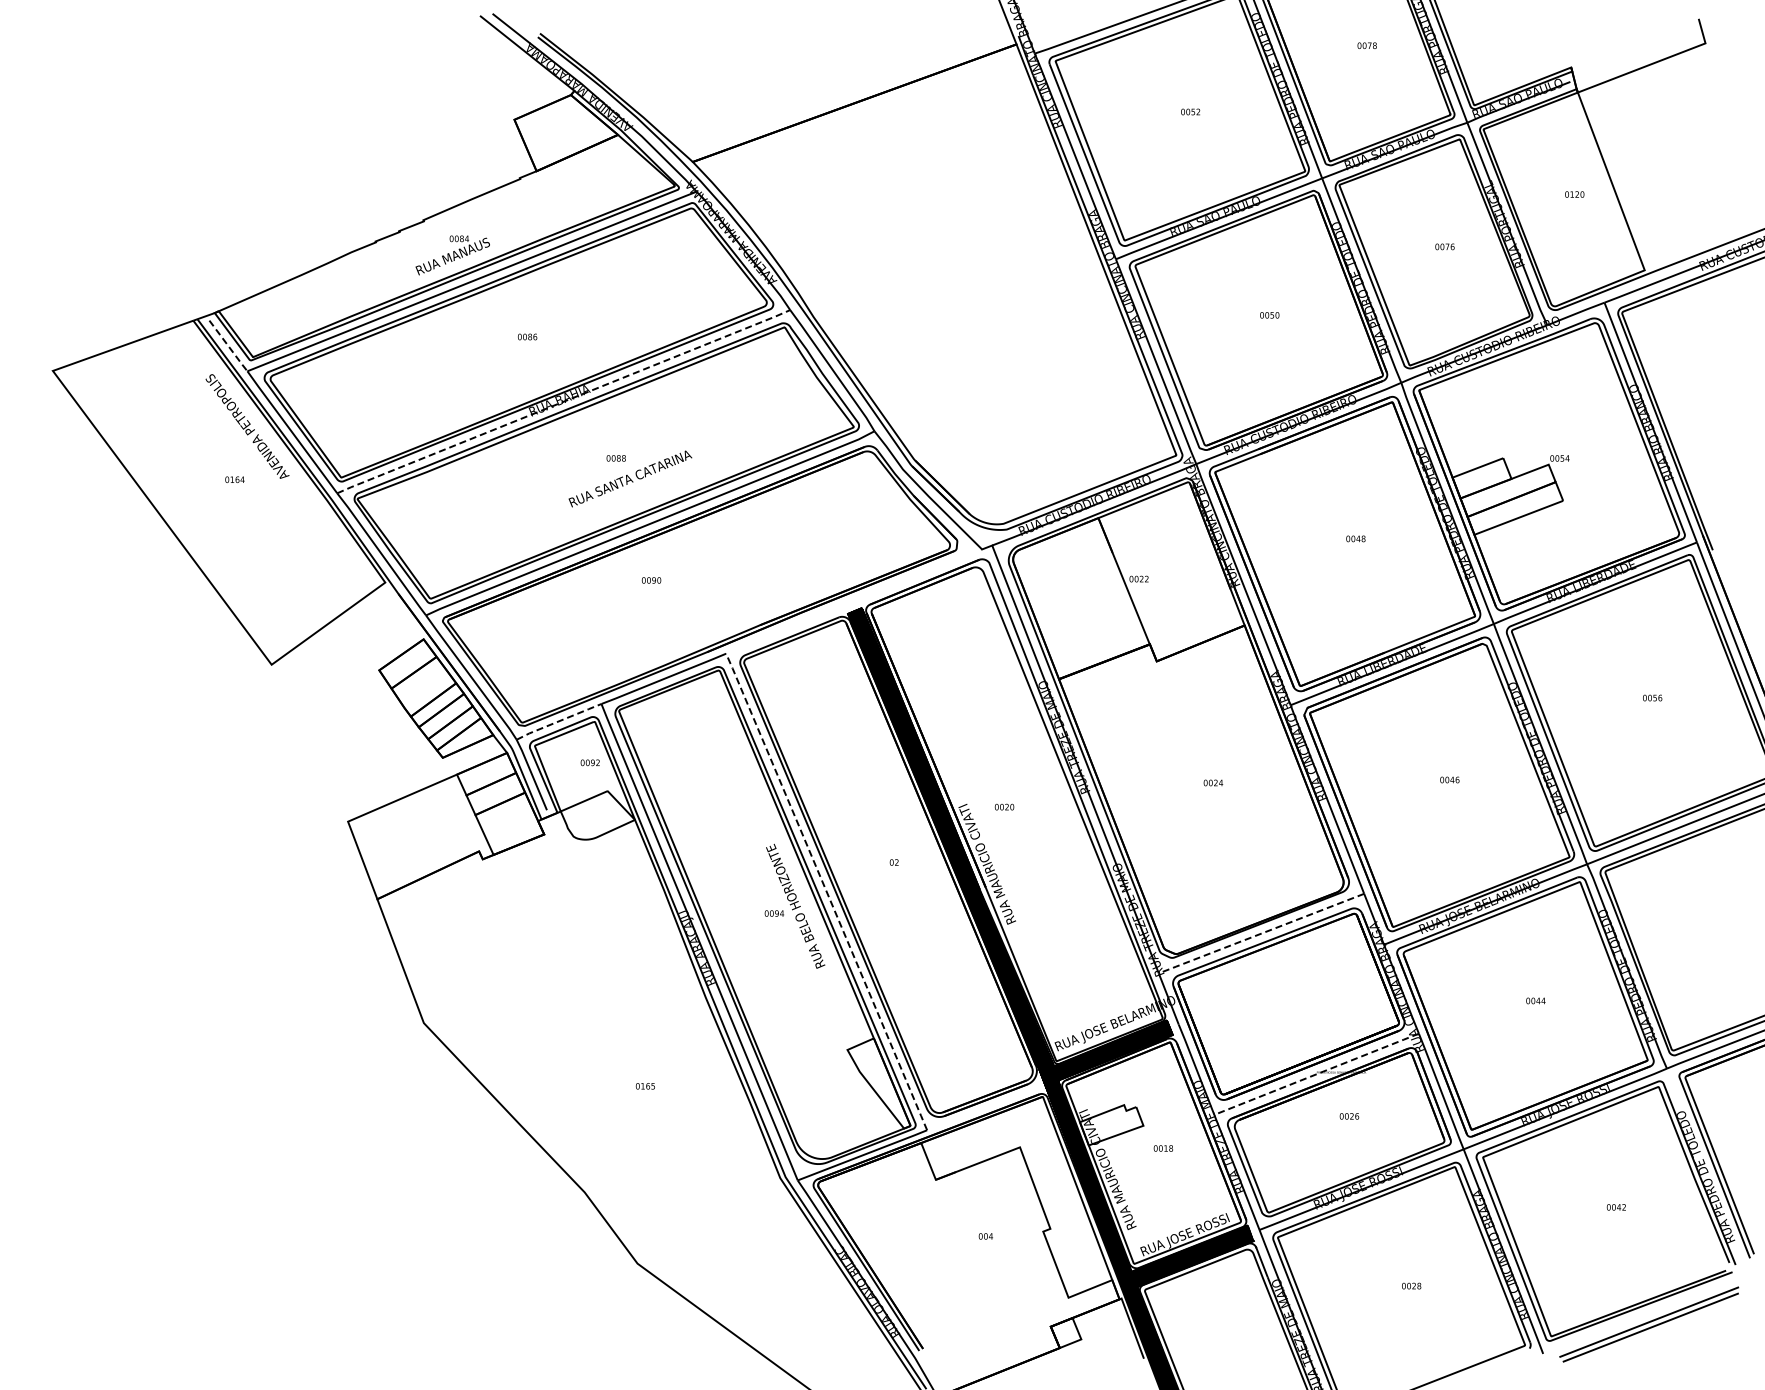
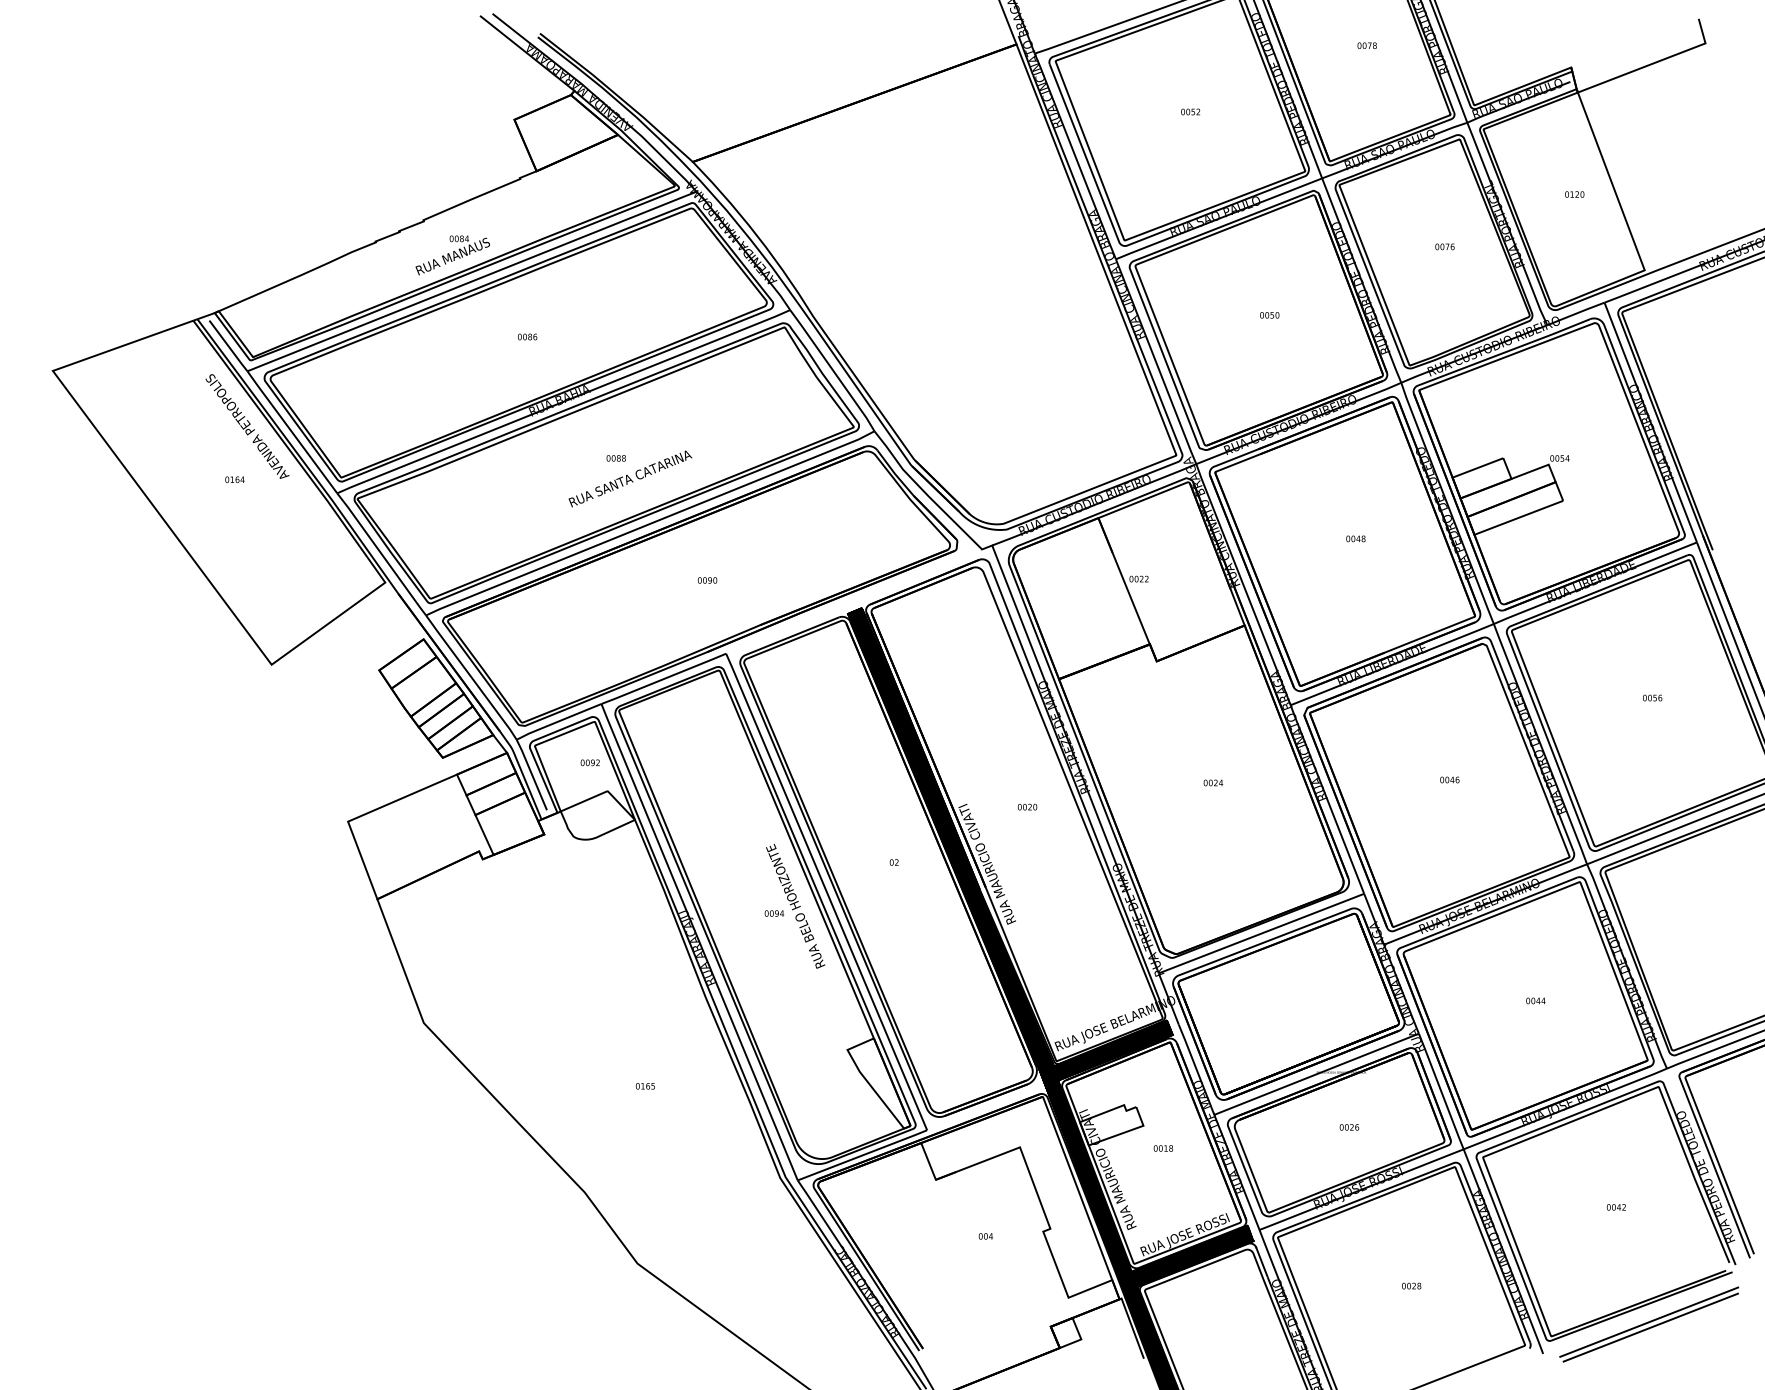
line: dashed -> solid (229, 346)
line: dashed -> solid (564, 401)
text position: (651, 580) -> (707, 580) (707, 580)
line: dashed -> solid (558, 721)
text position: (1004, 806) -> (1027, 806) (1027, 806)
line: dashed -> solid (826, 891)
line: dashed -> solid (1260, 933)
line: dashed -> solid (1316, 1074)
text position: (1349, 1116) -> (1349, 1127) (1349, 1127)
